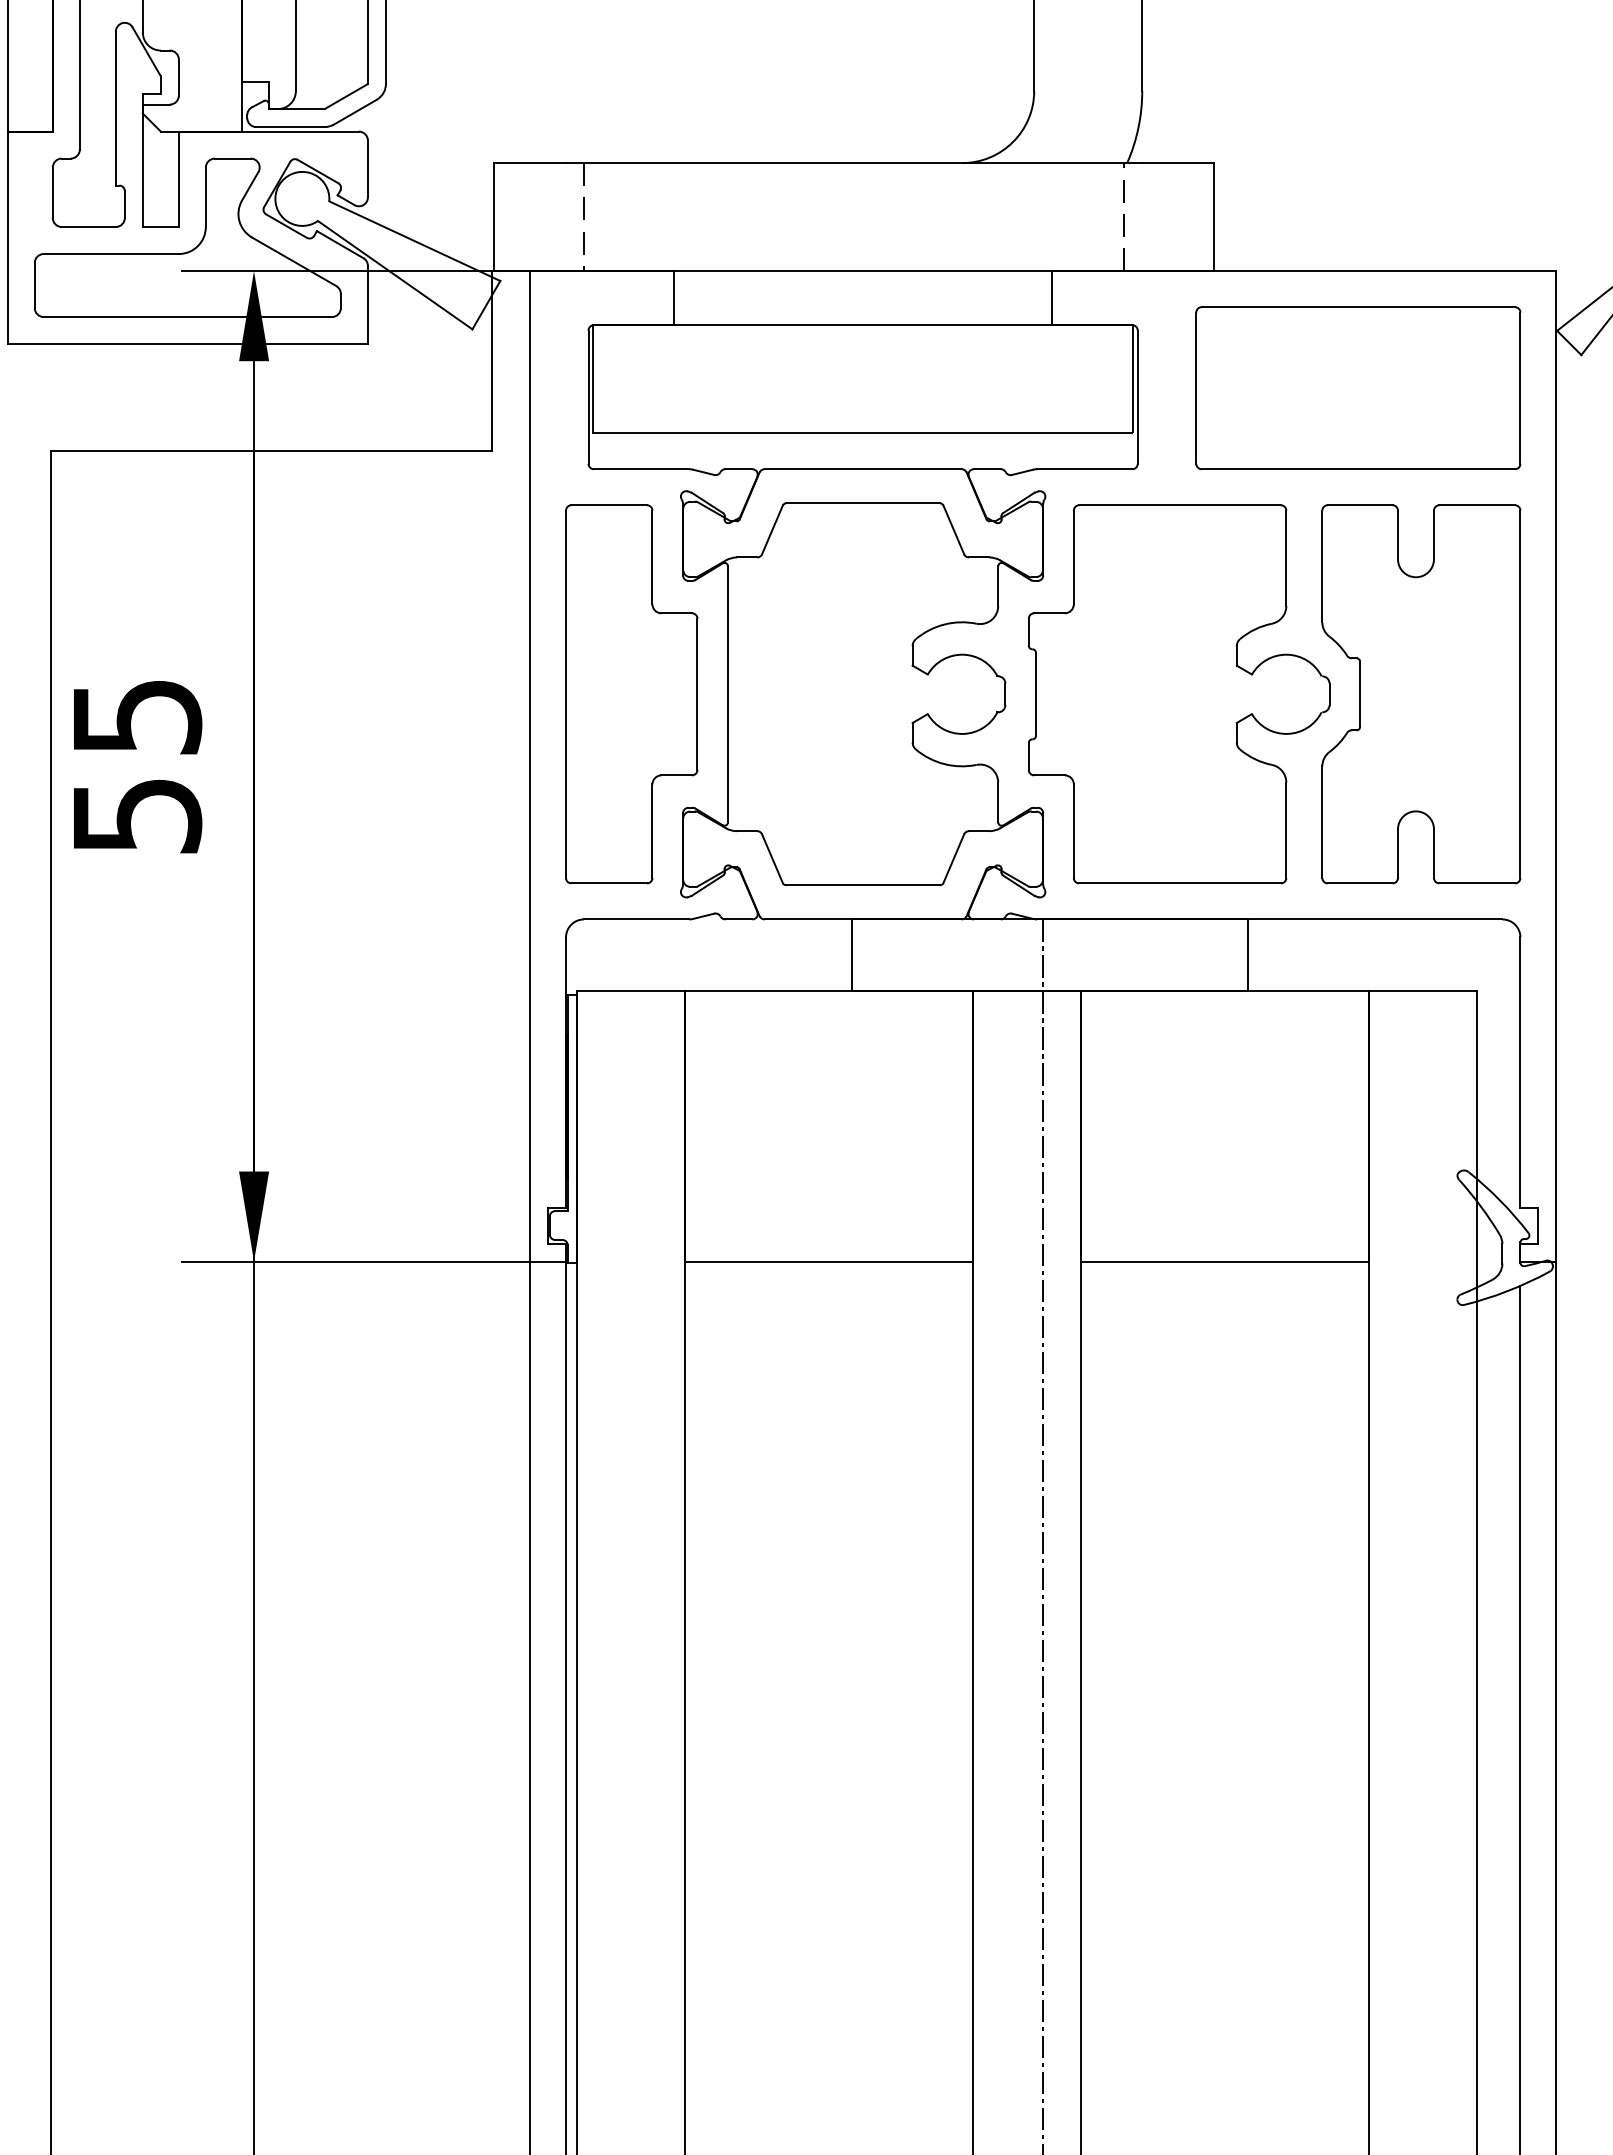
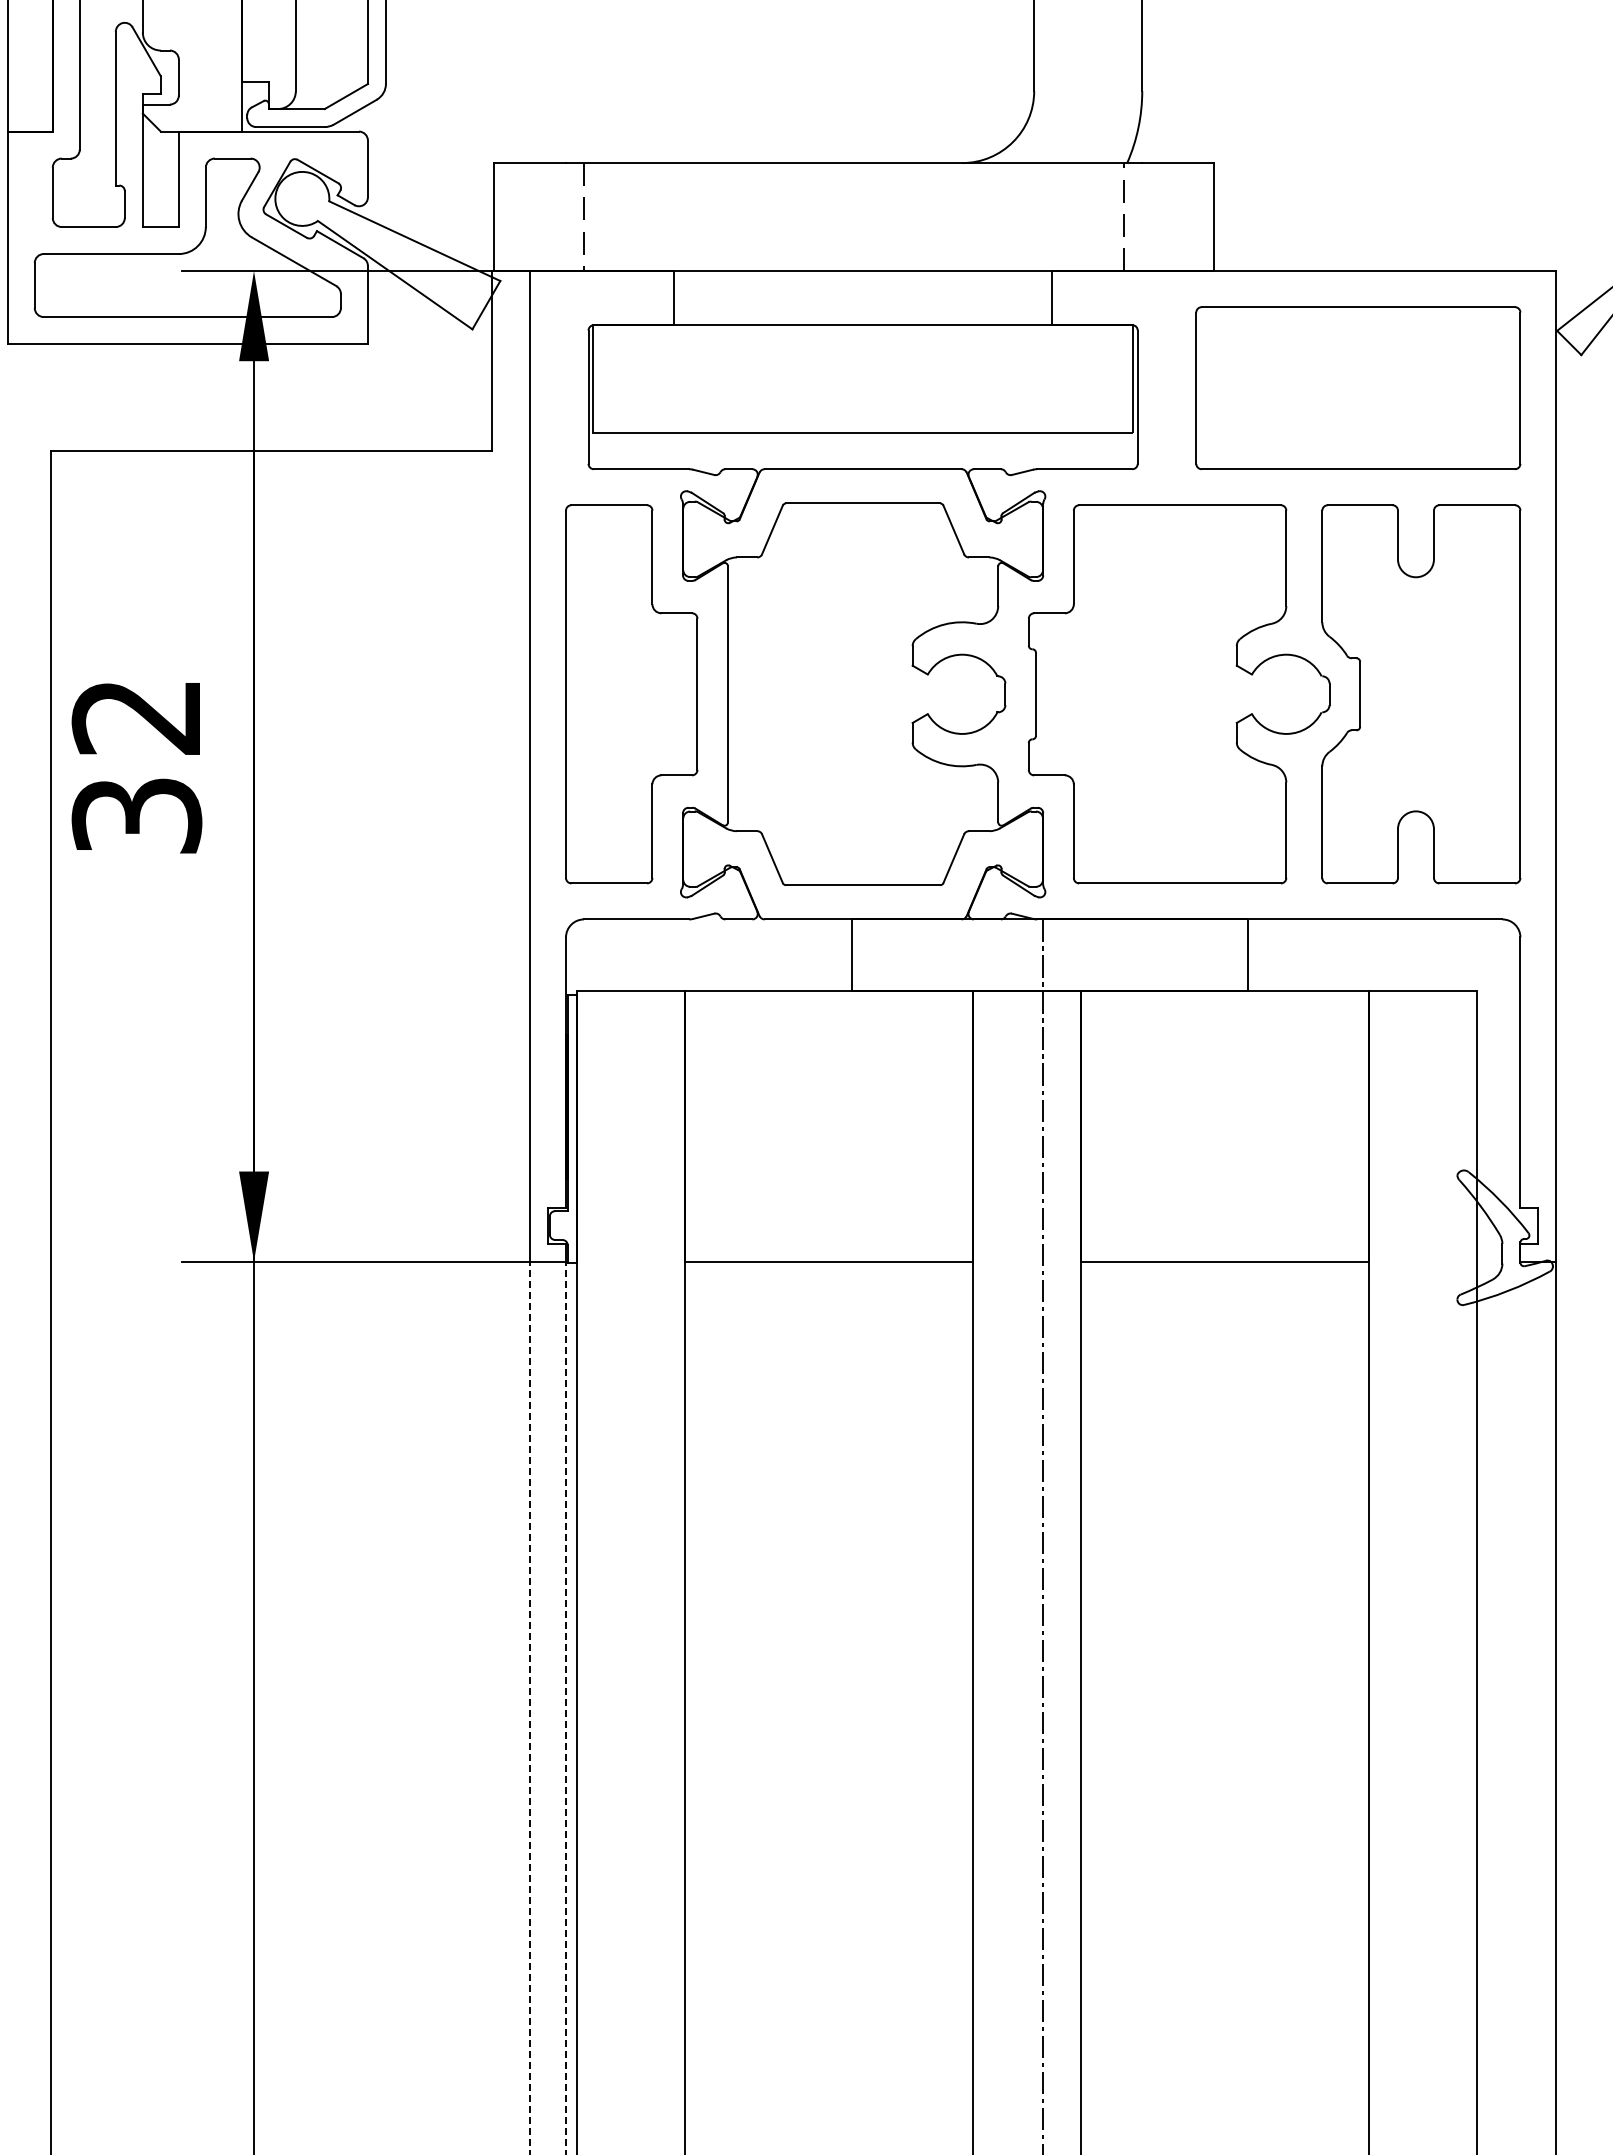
text: 55 -> 32 (136, 767)
line: solid -> dashed (530, 1707)
line: solid -> dashed (566, 1707)
line: present -> none (1520, 1718)
